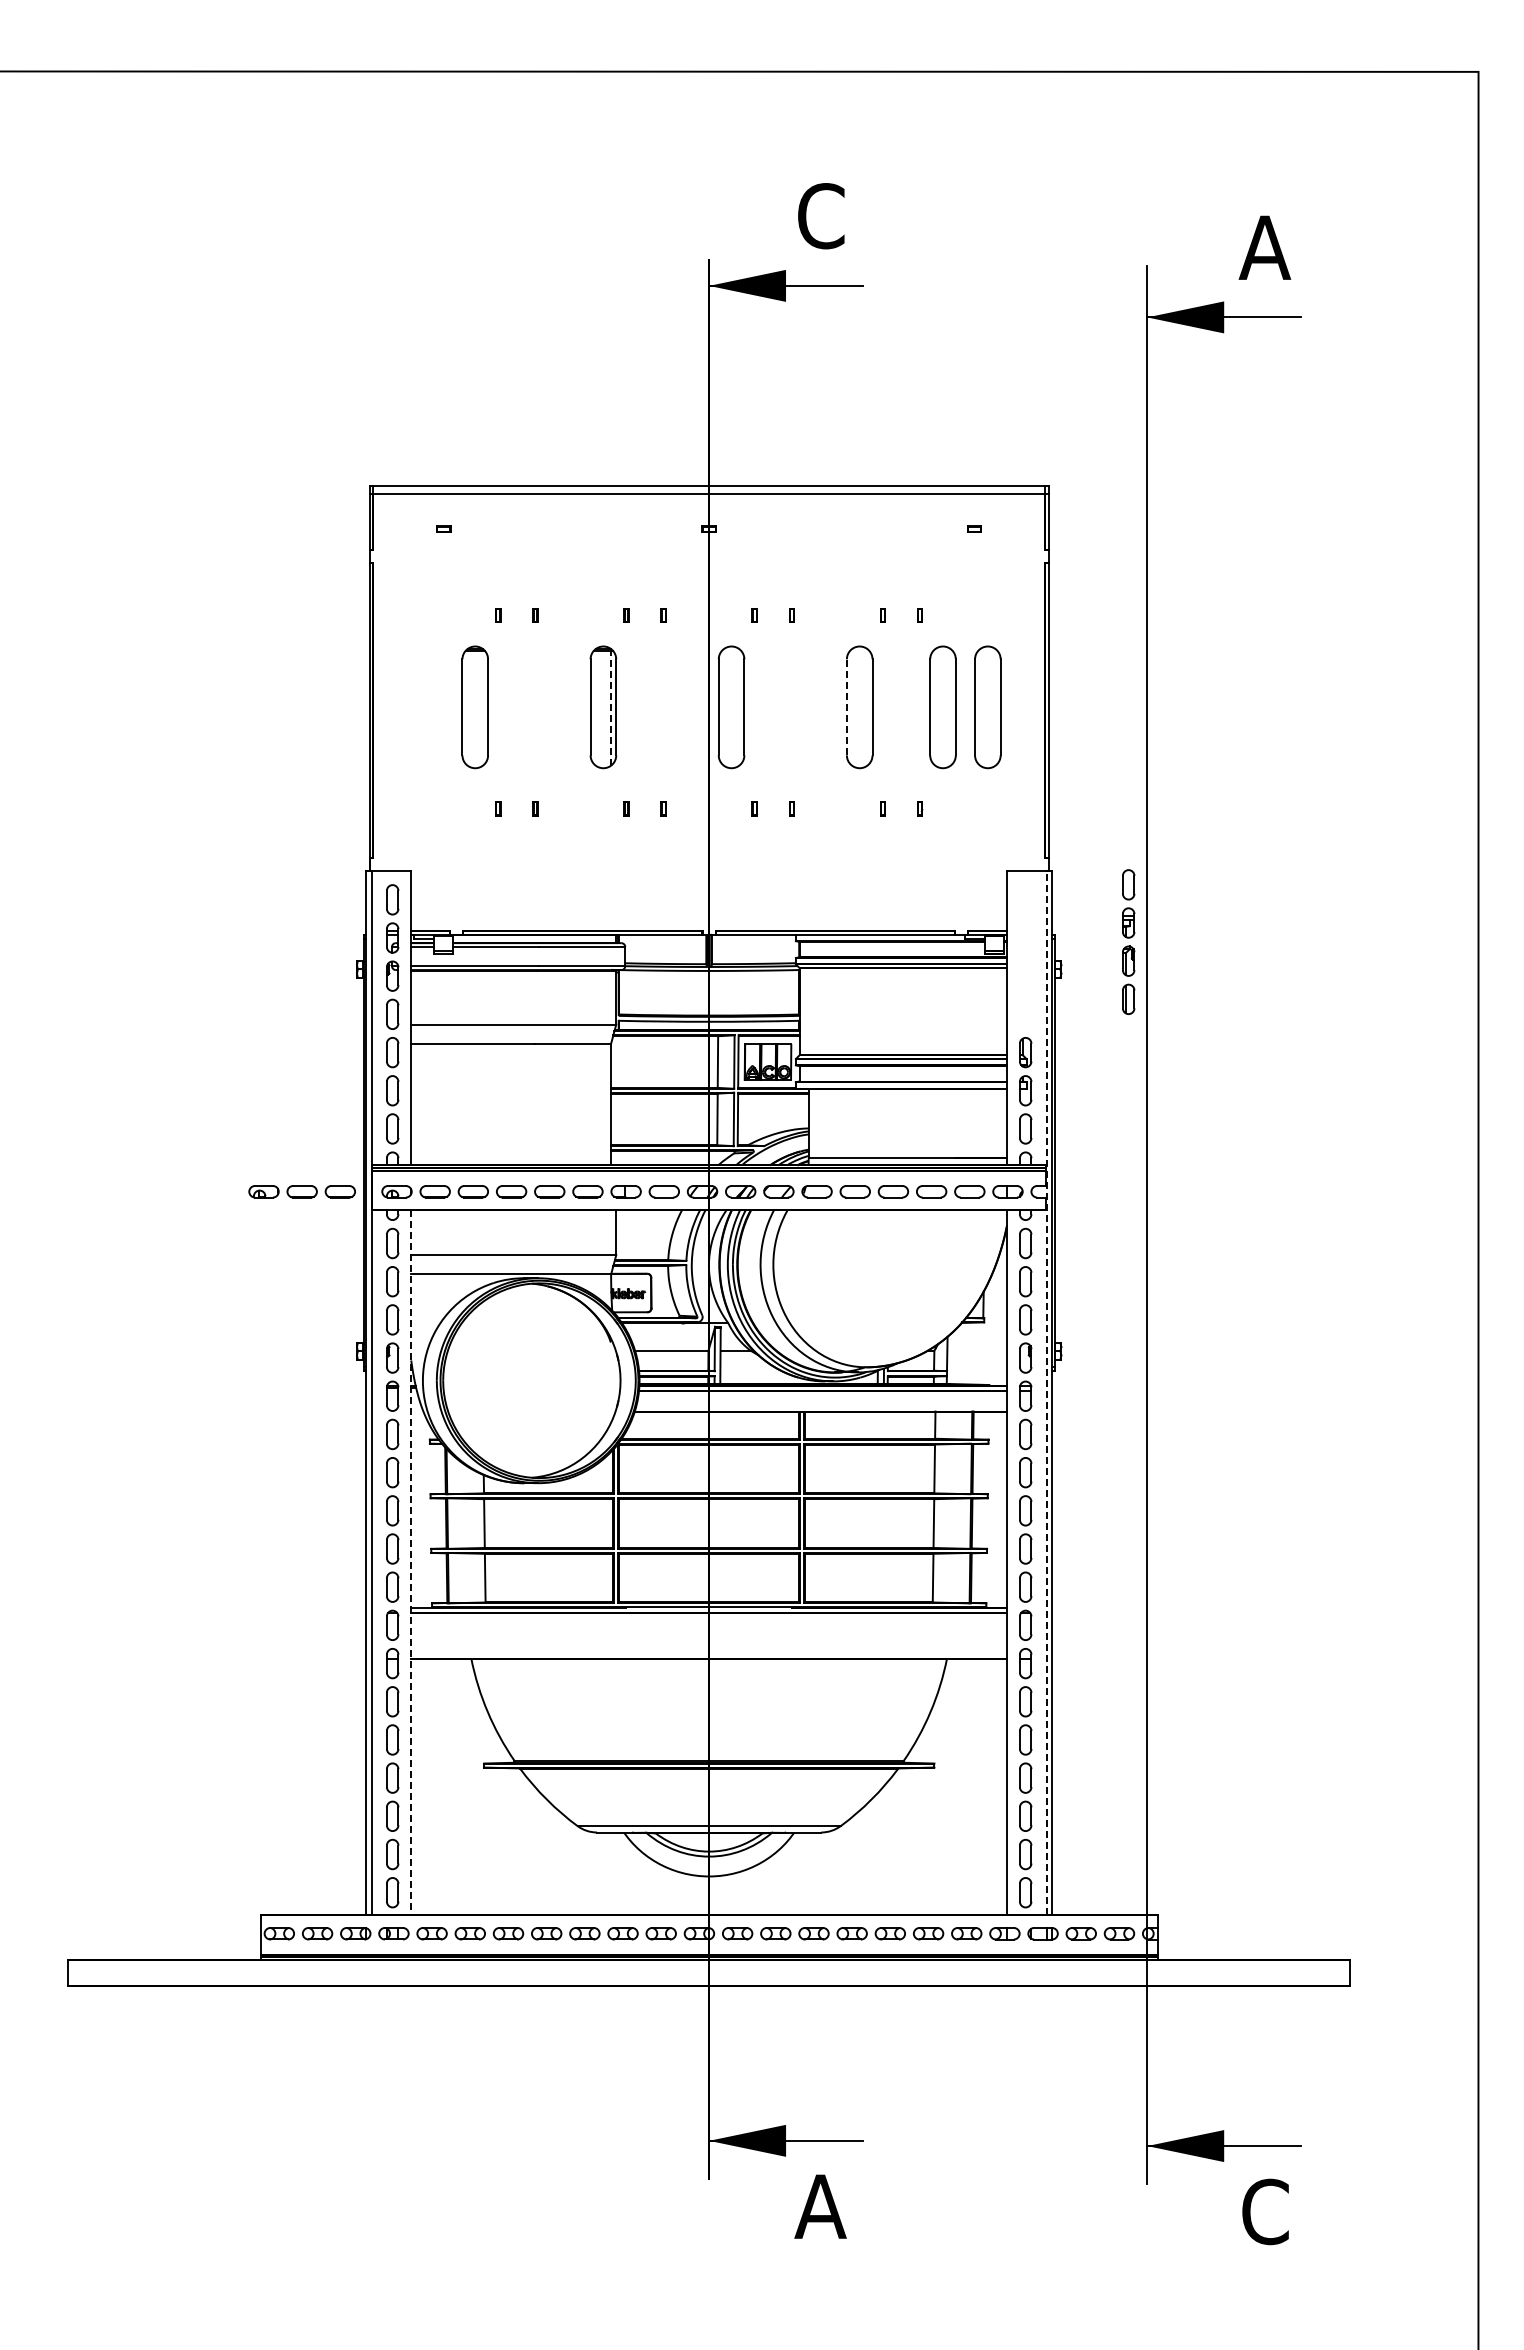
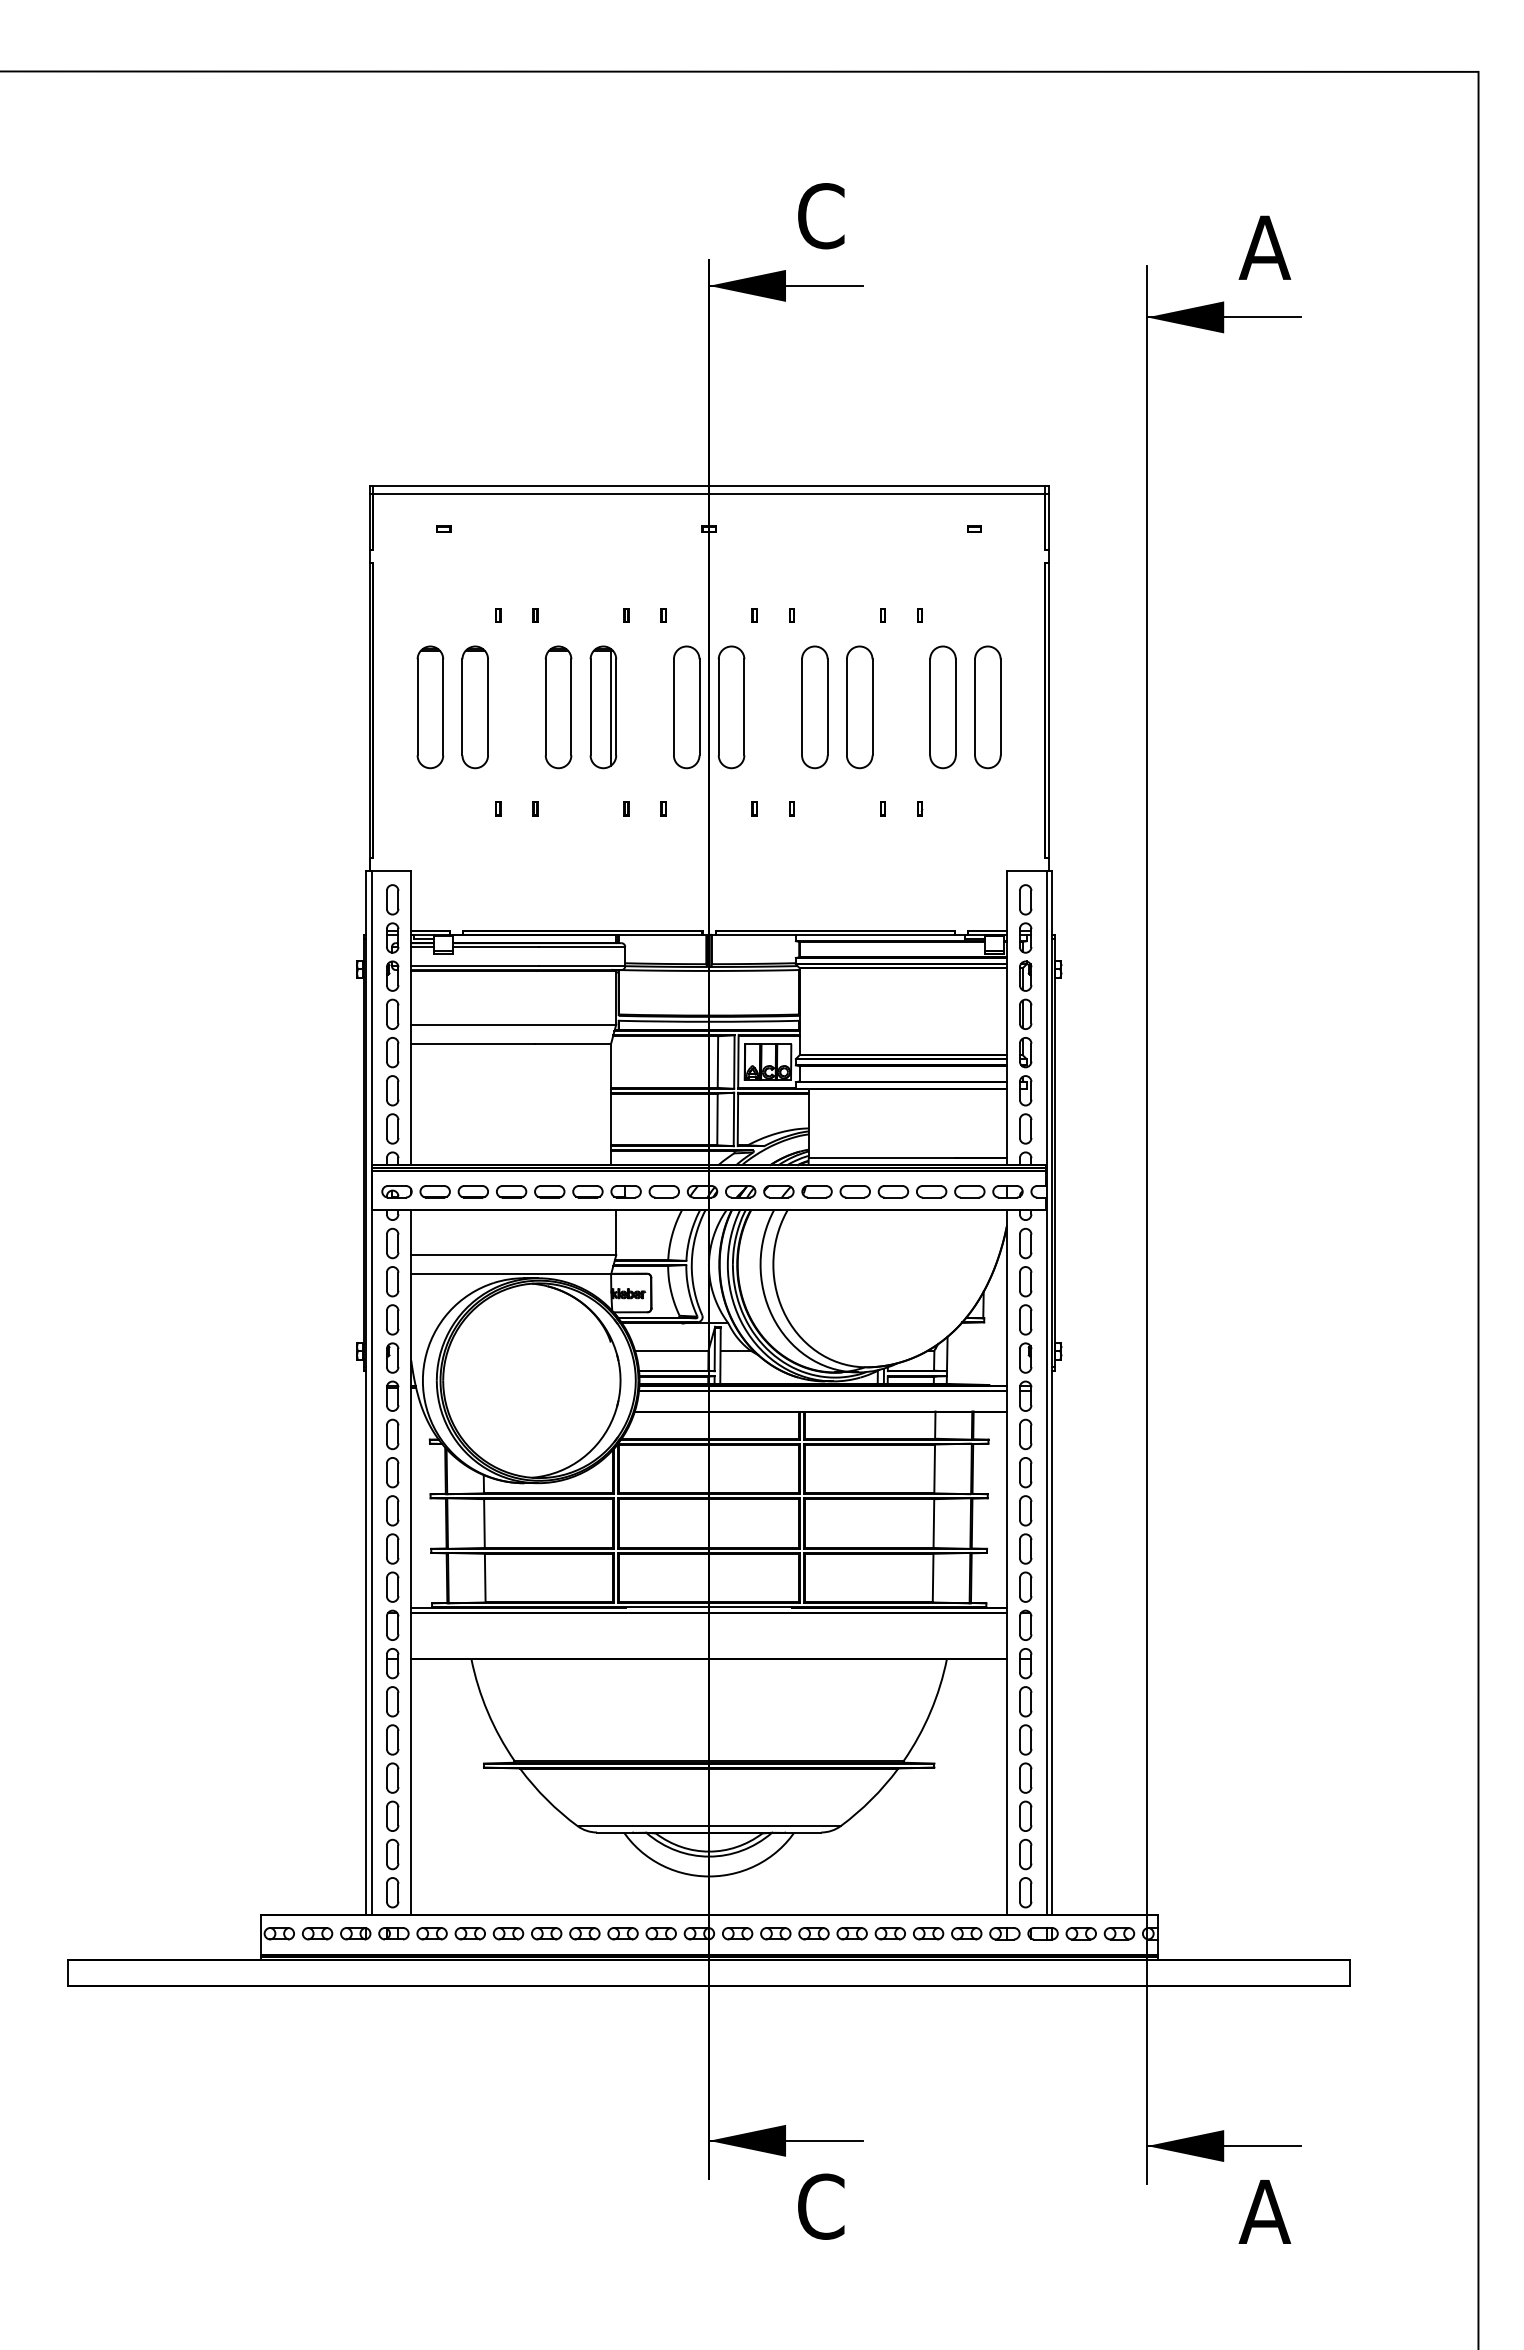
line: dashed -> solid (846, 706)
part: none -> present (430, 707)
part: none -> present (558, 707)
part: none -> present (686, 707)
part: none -> present (814, 707)
line: dashed -> solid (611, 708)
part position: (1128, 941) -> (1025, 956) (1025, 956)
part: present -> none (301, 1191)
line: dashed -> solid (1046, 1392)
line: dashed -> solid (411, 1563)
text: A -> C (820, 2206)
text: C -> A (1264, 2211)
